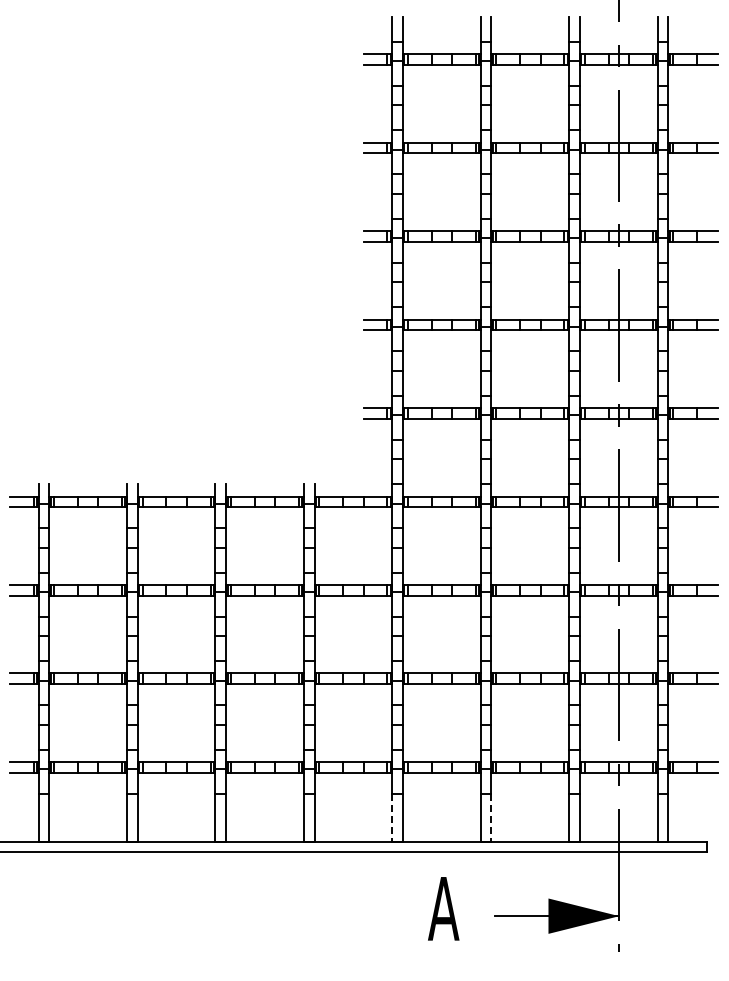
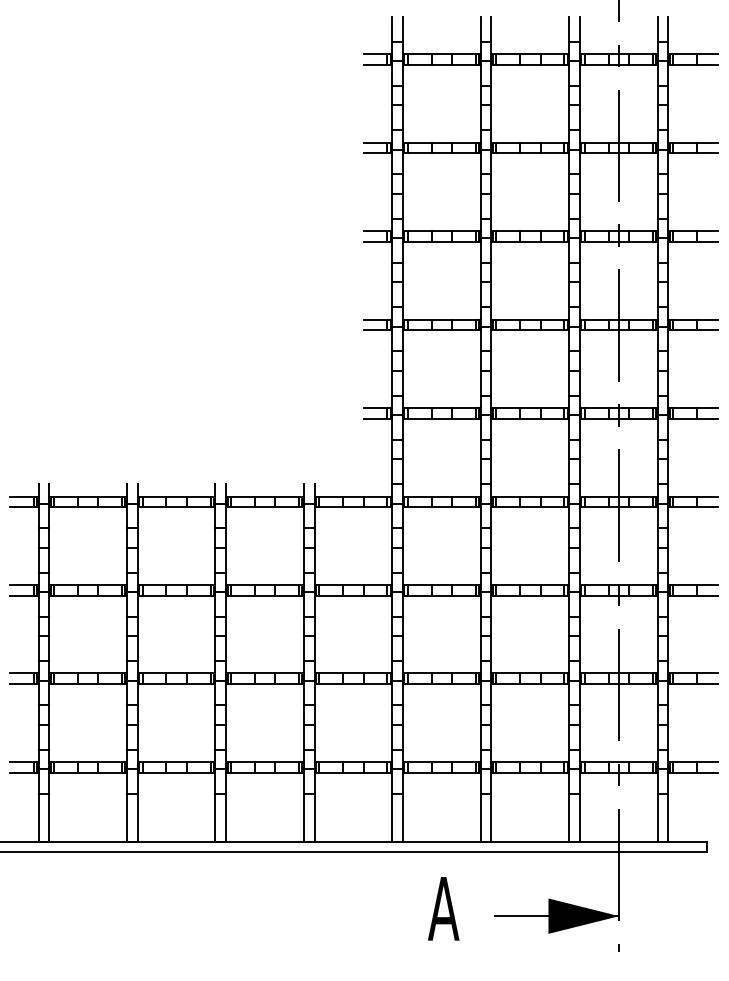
line: dashed -> solid (392, 817)
line: dashed -> solid (491, 817)
